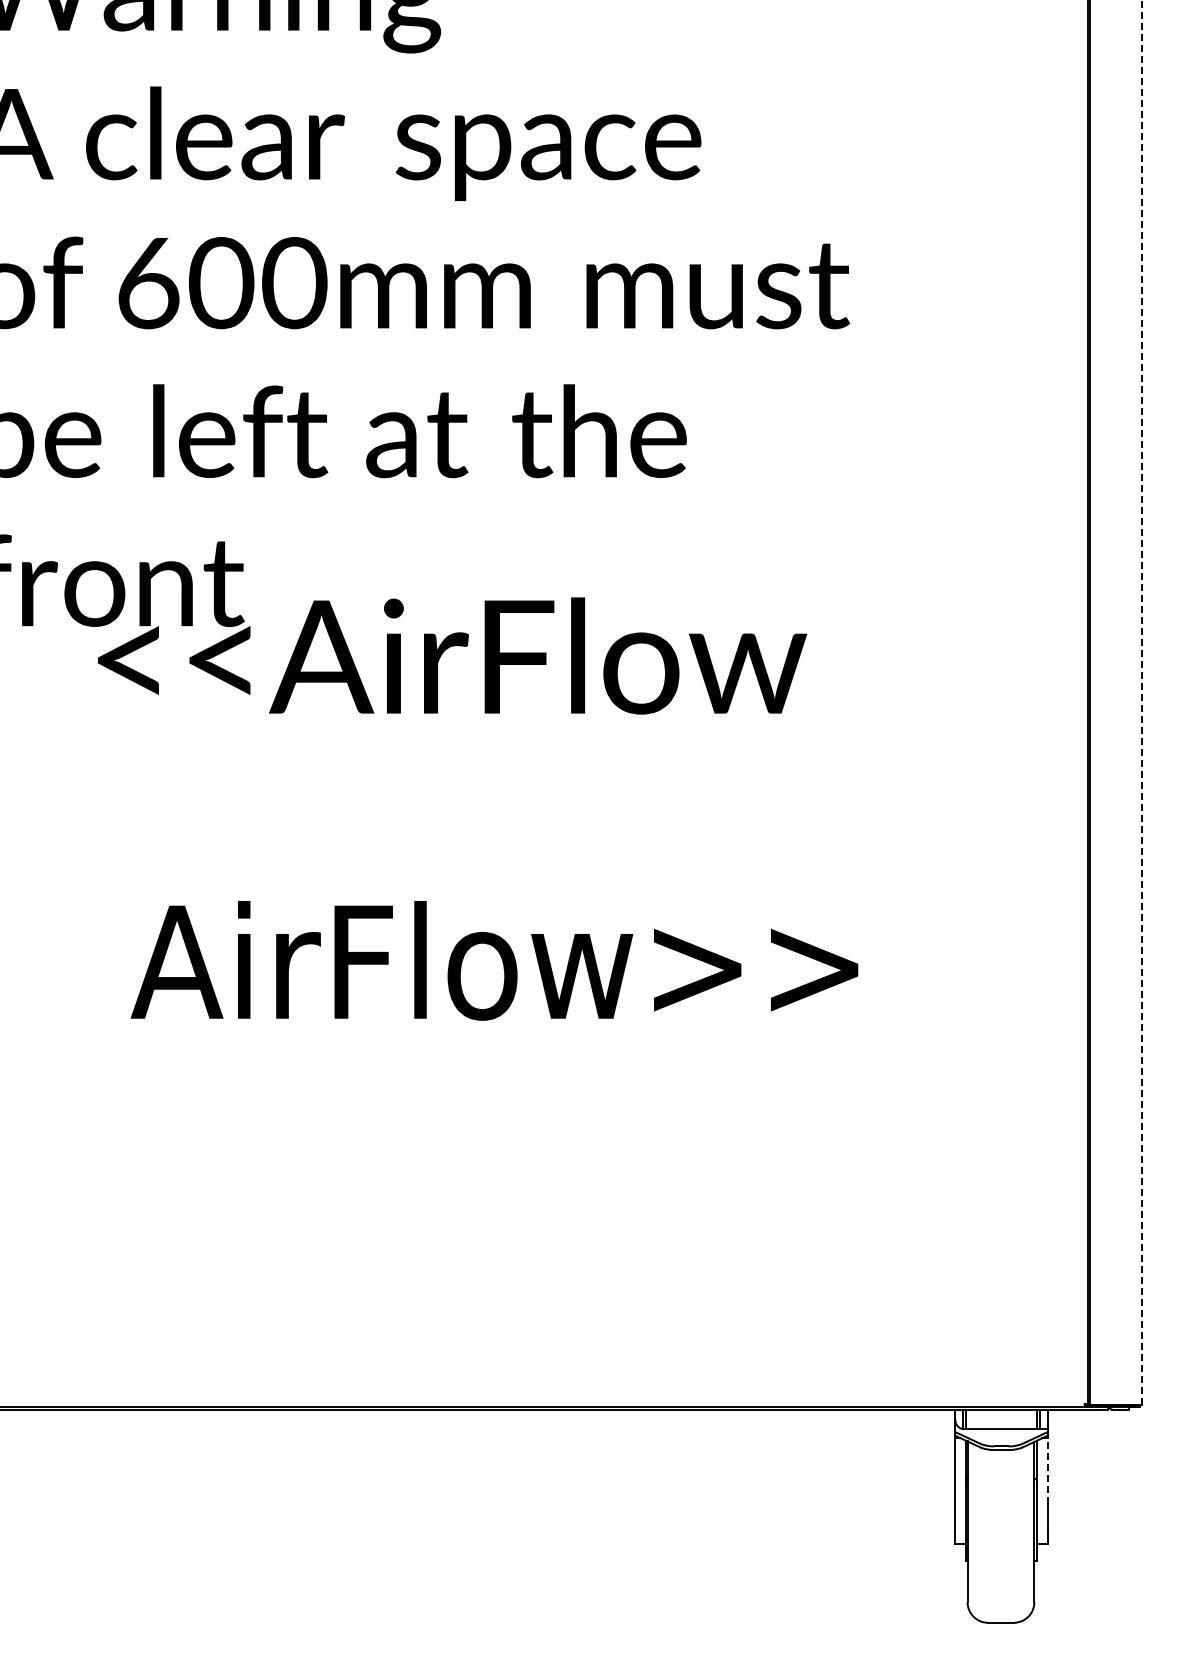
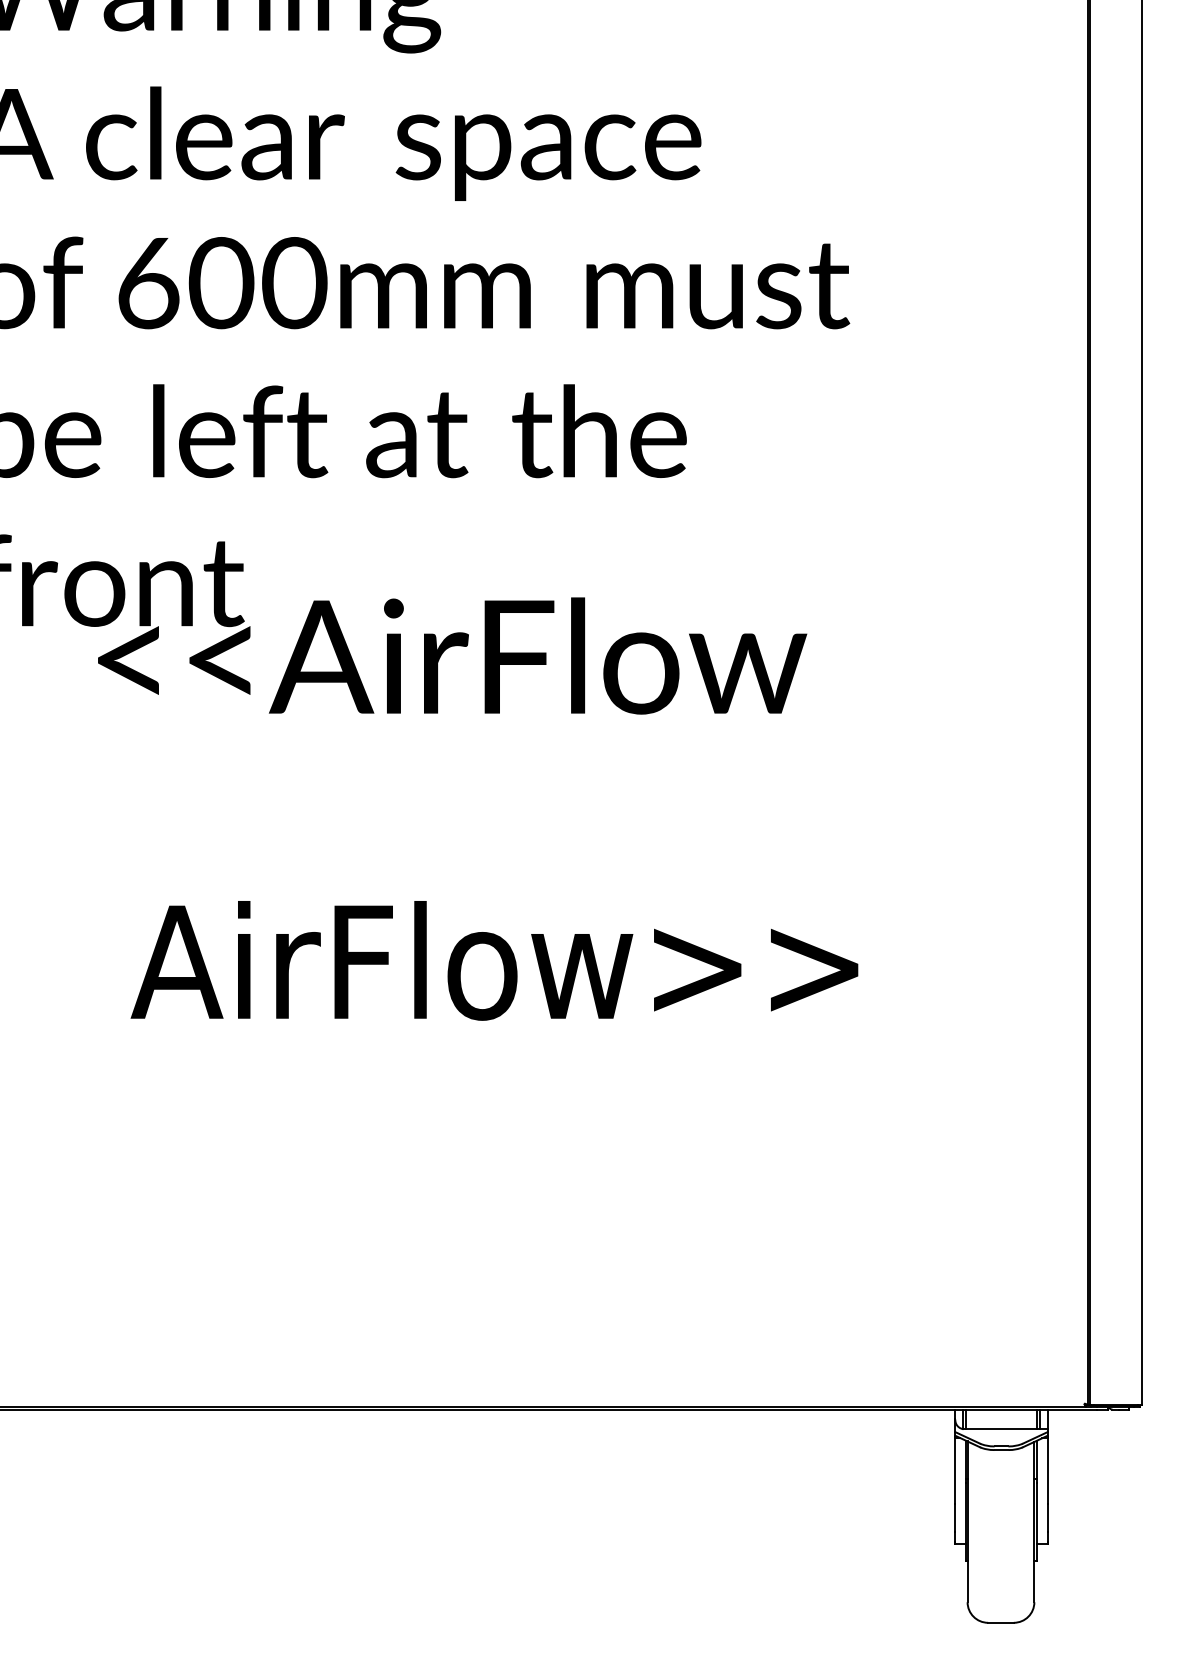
line: dashed -> solid (1141, 702)
line: dashed -> solid (1047, 1470)
